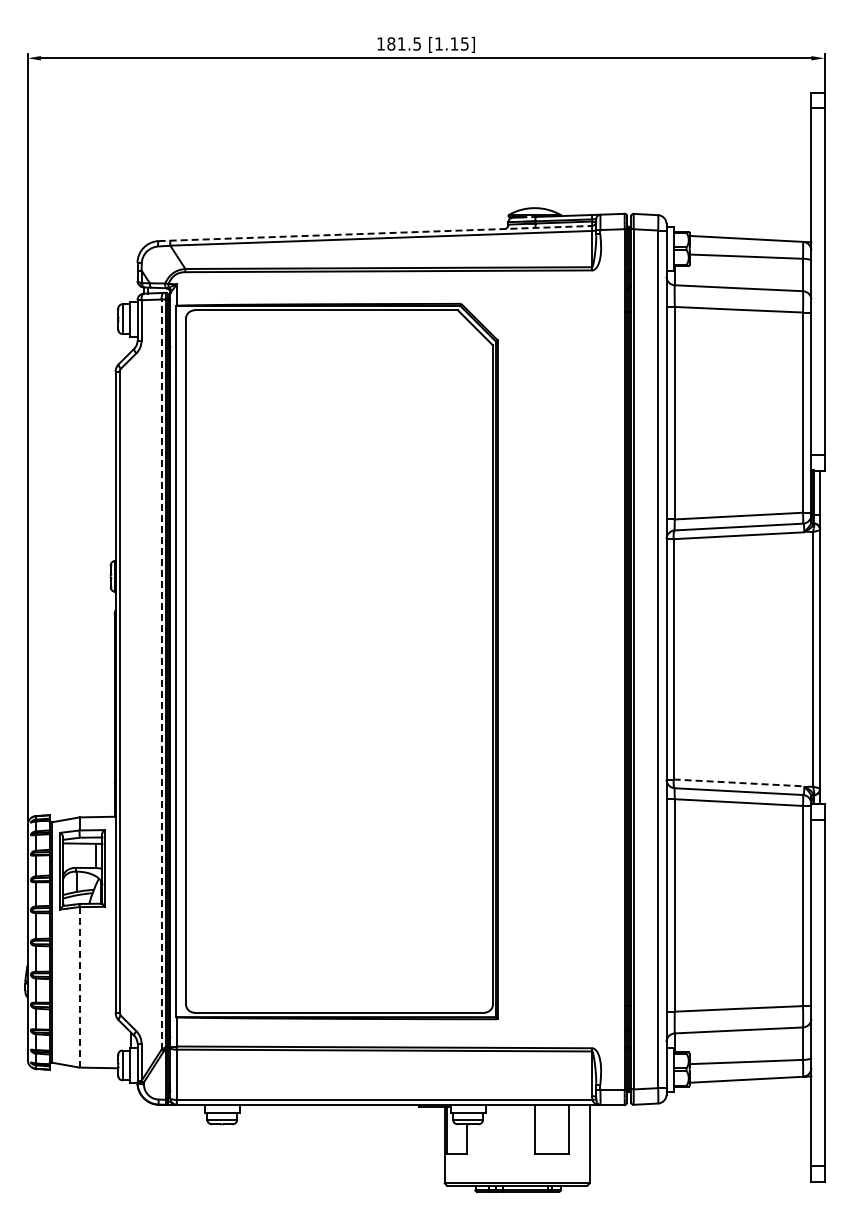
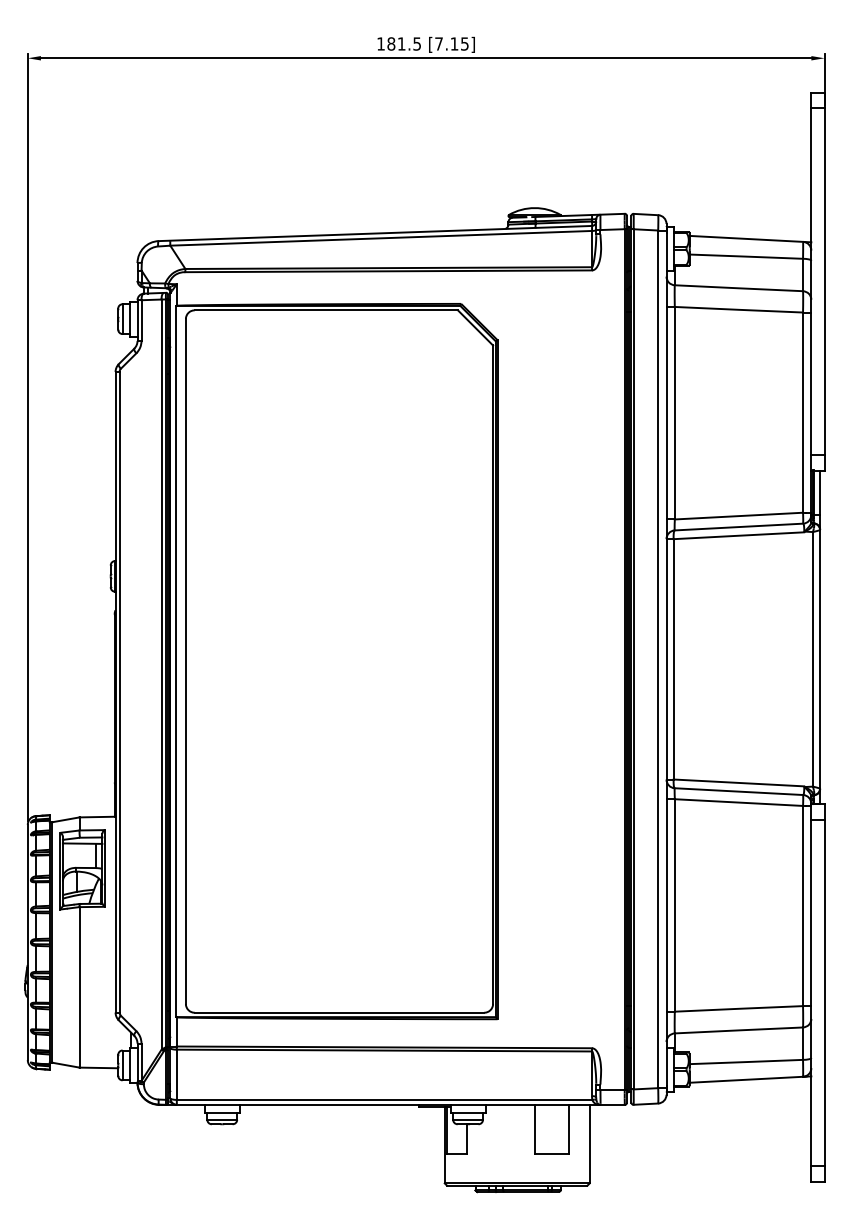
text: [1.15] -> [7.15] (438, 43)
line: dashed -> solid (375, 233)
line: dashed -> solid (161, 674)
line: dashed -> solid (739, 782)
line: dashed -> solid (79, 986)
